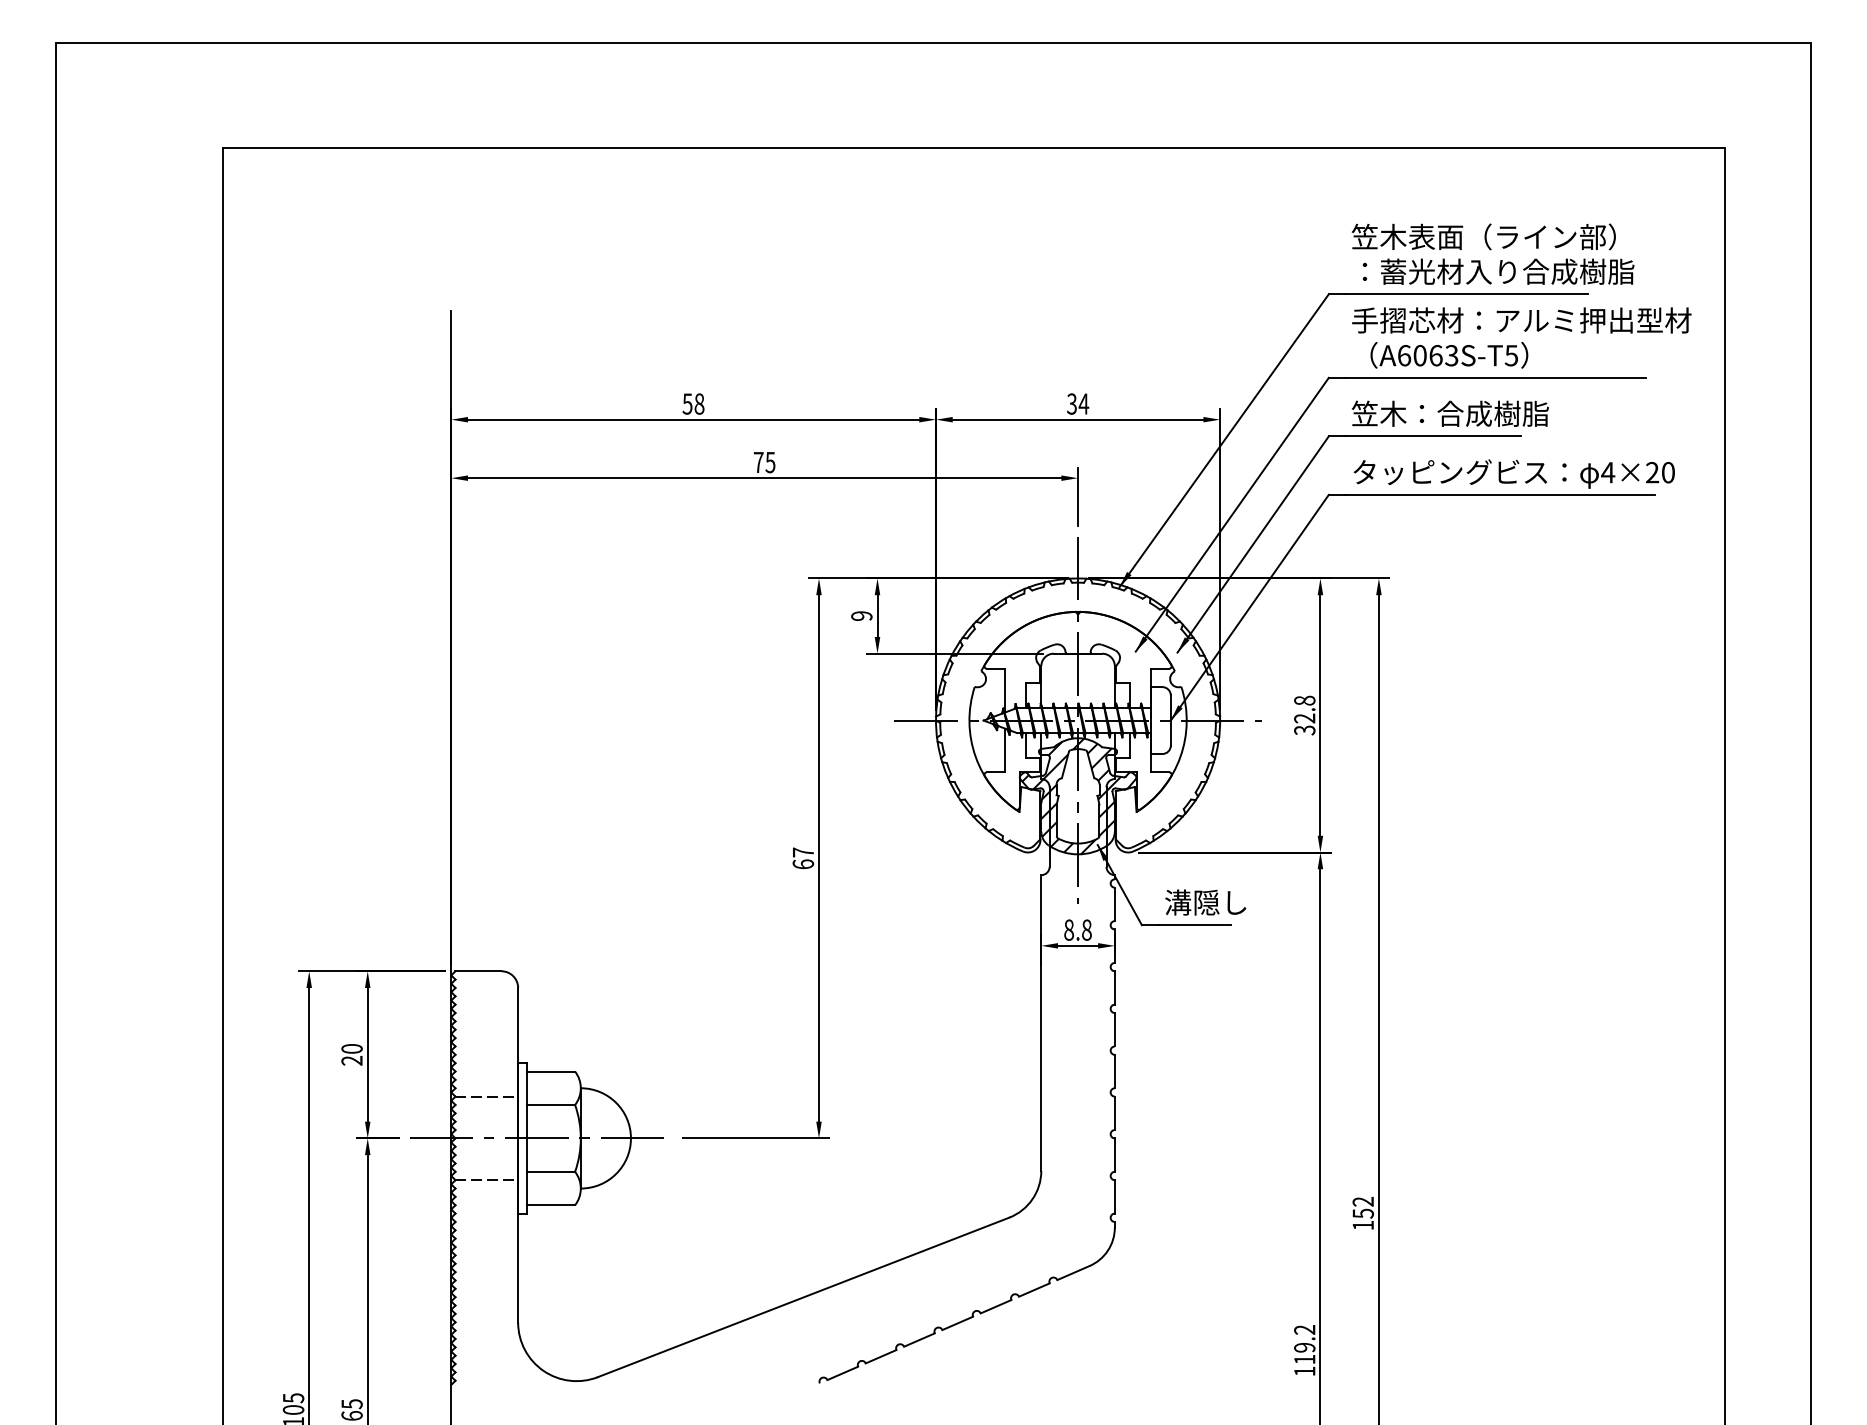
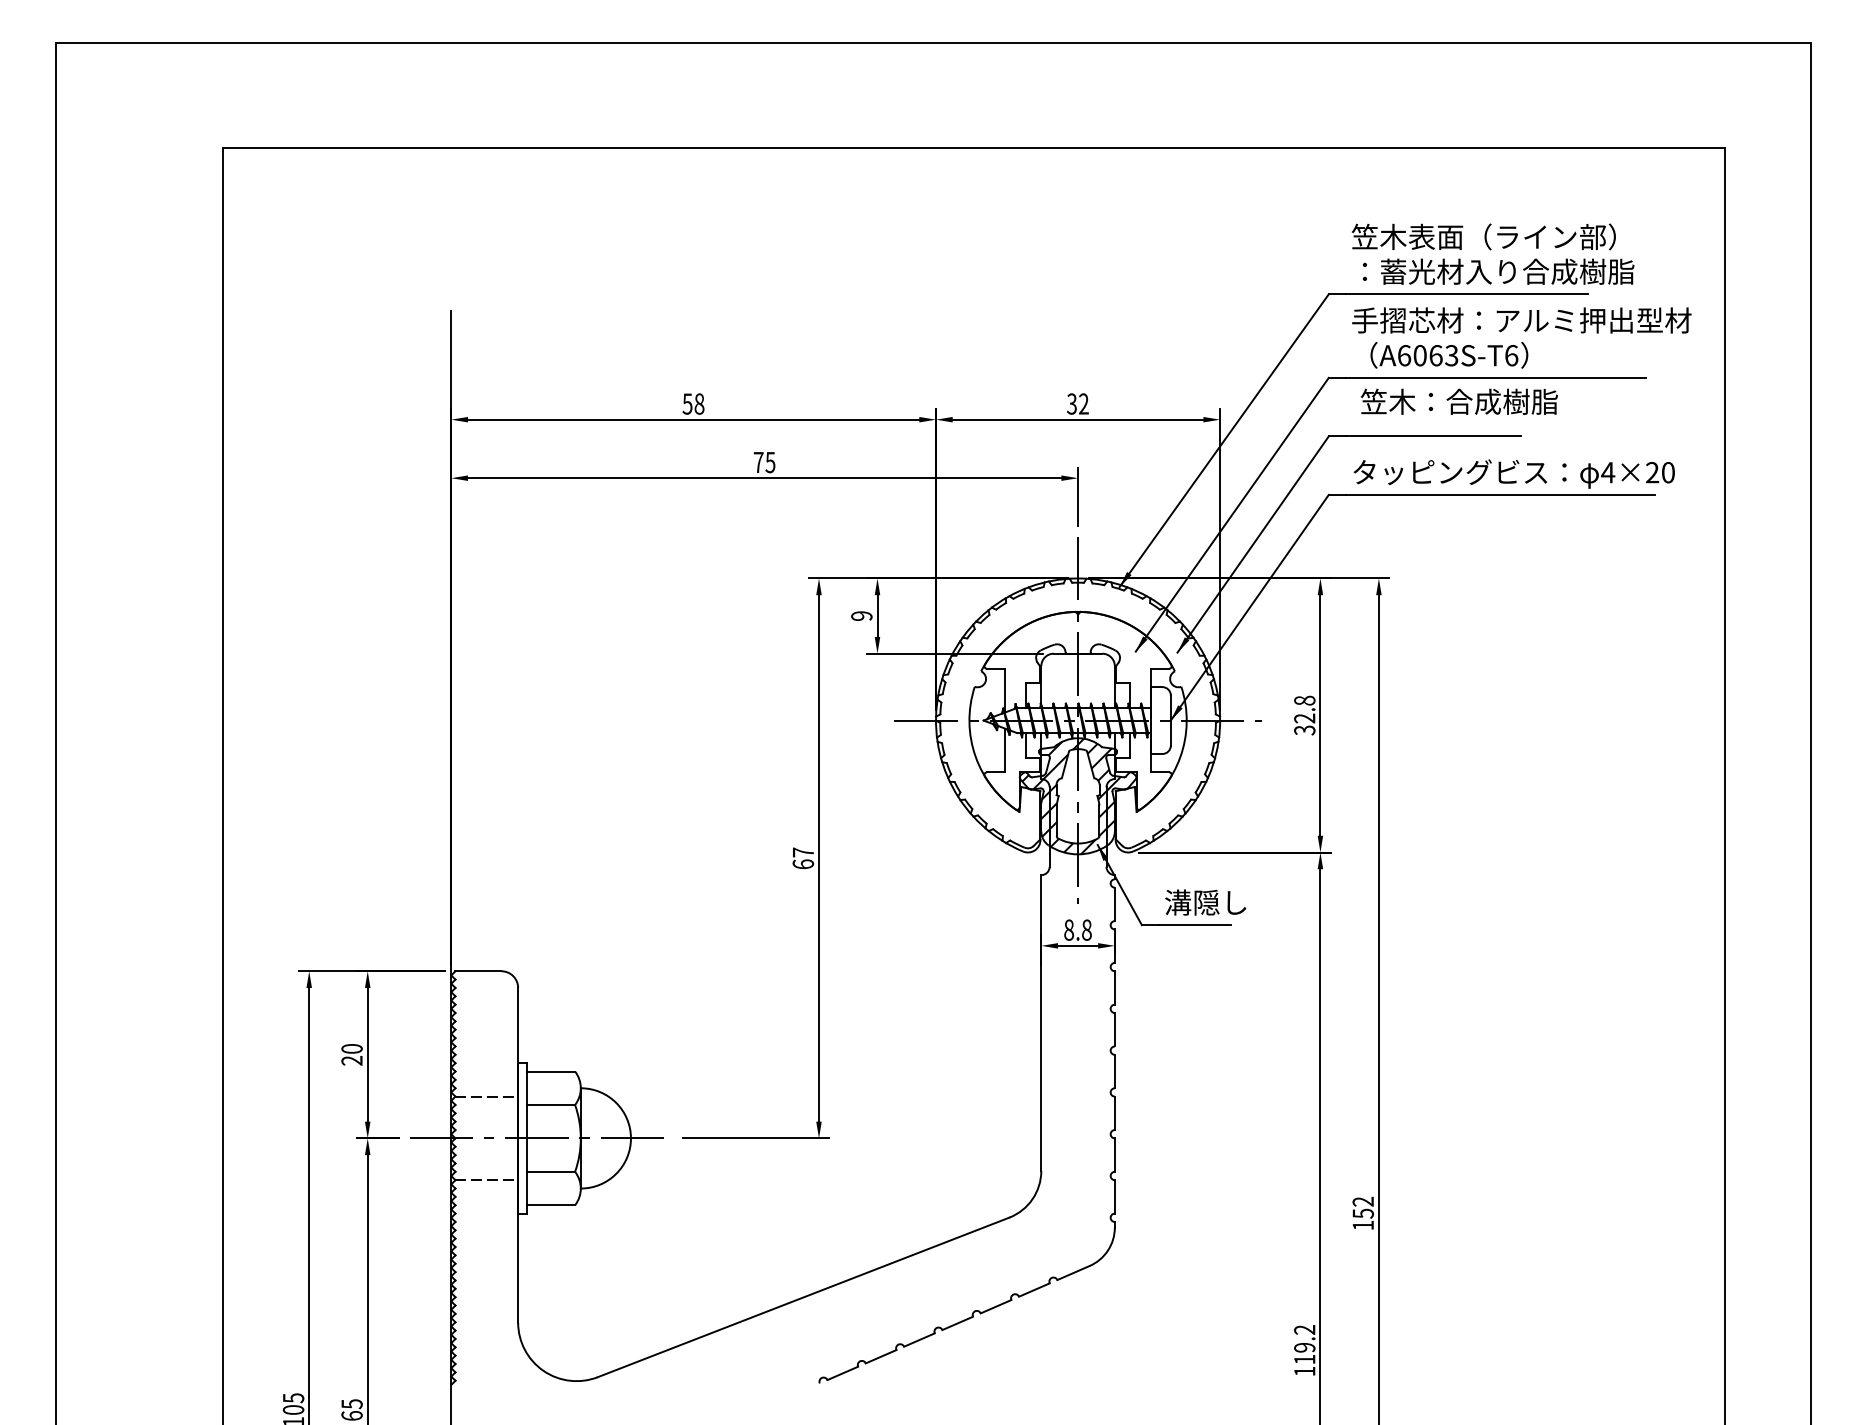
text: A6063S-T5 -> A6063S-T6 (1511, 355)
text: 34 -> 32 (1083, 403)
text position: (1450, 413) -> (1459, 401) (1459, 401)
